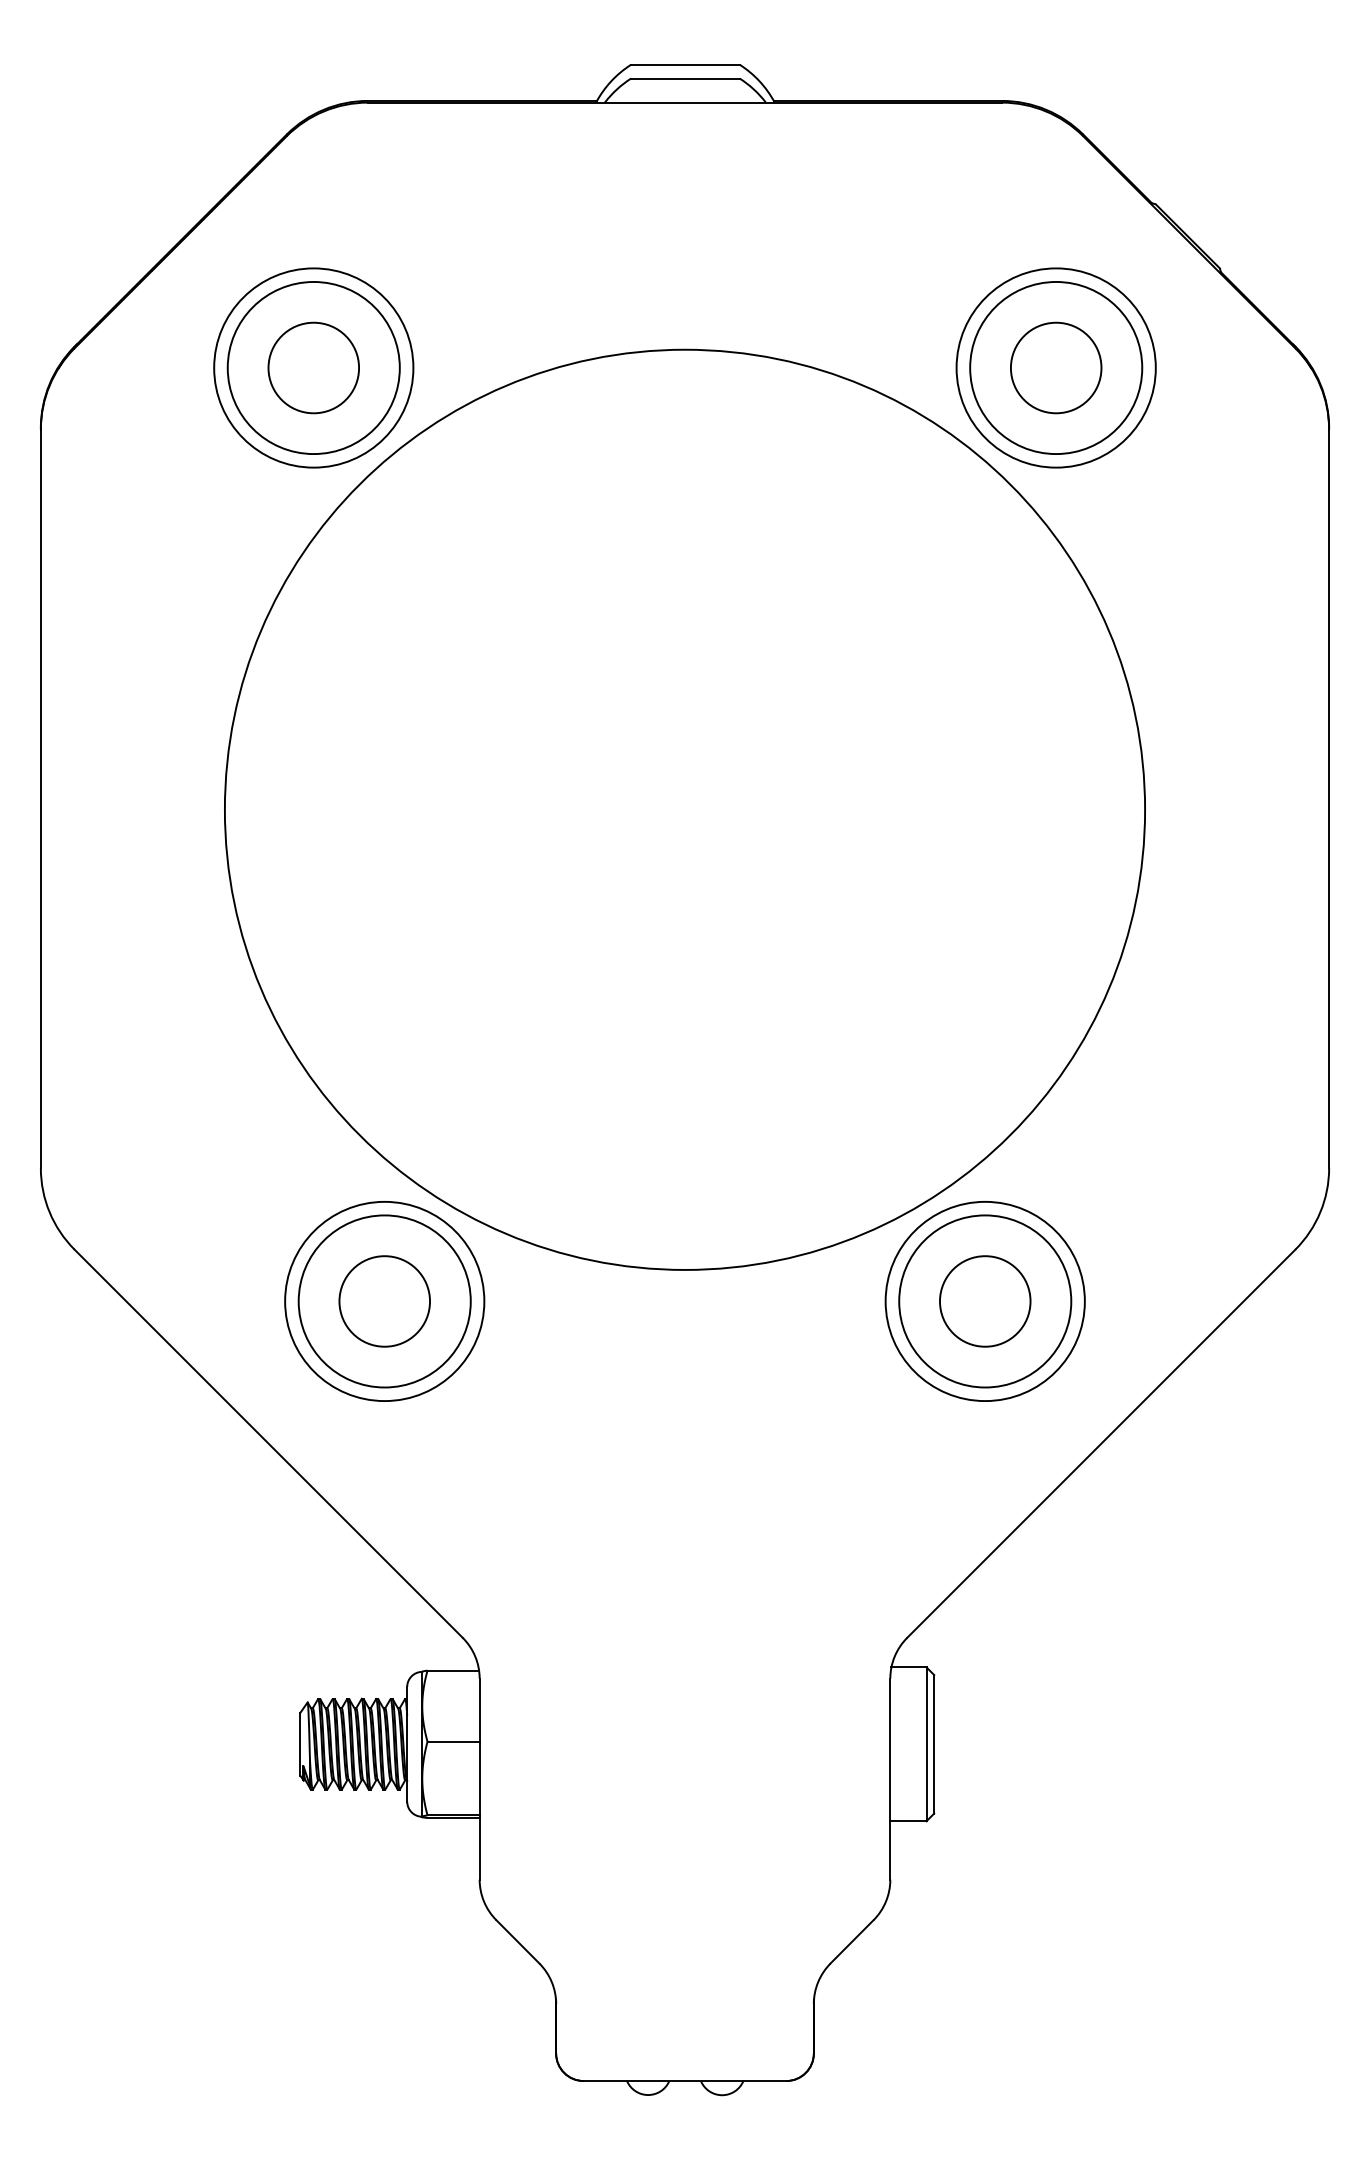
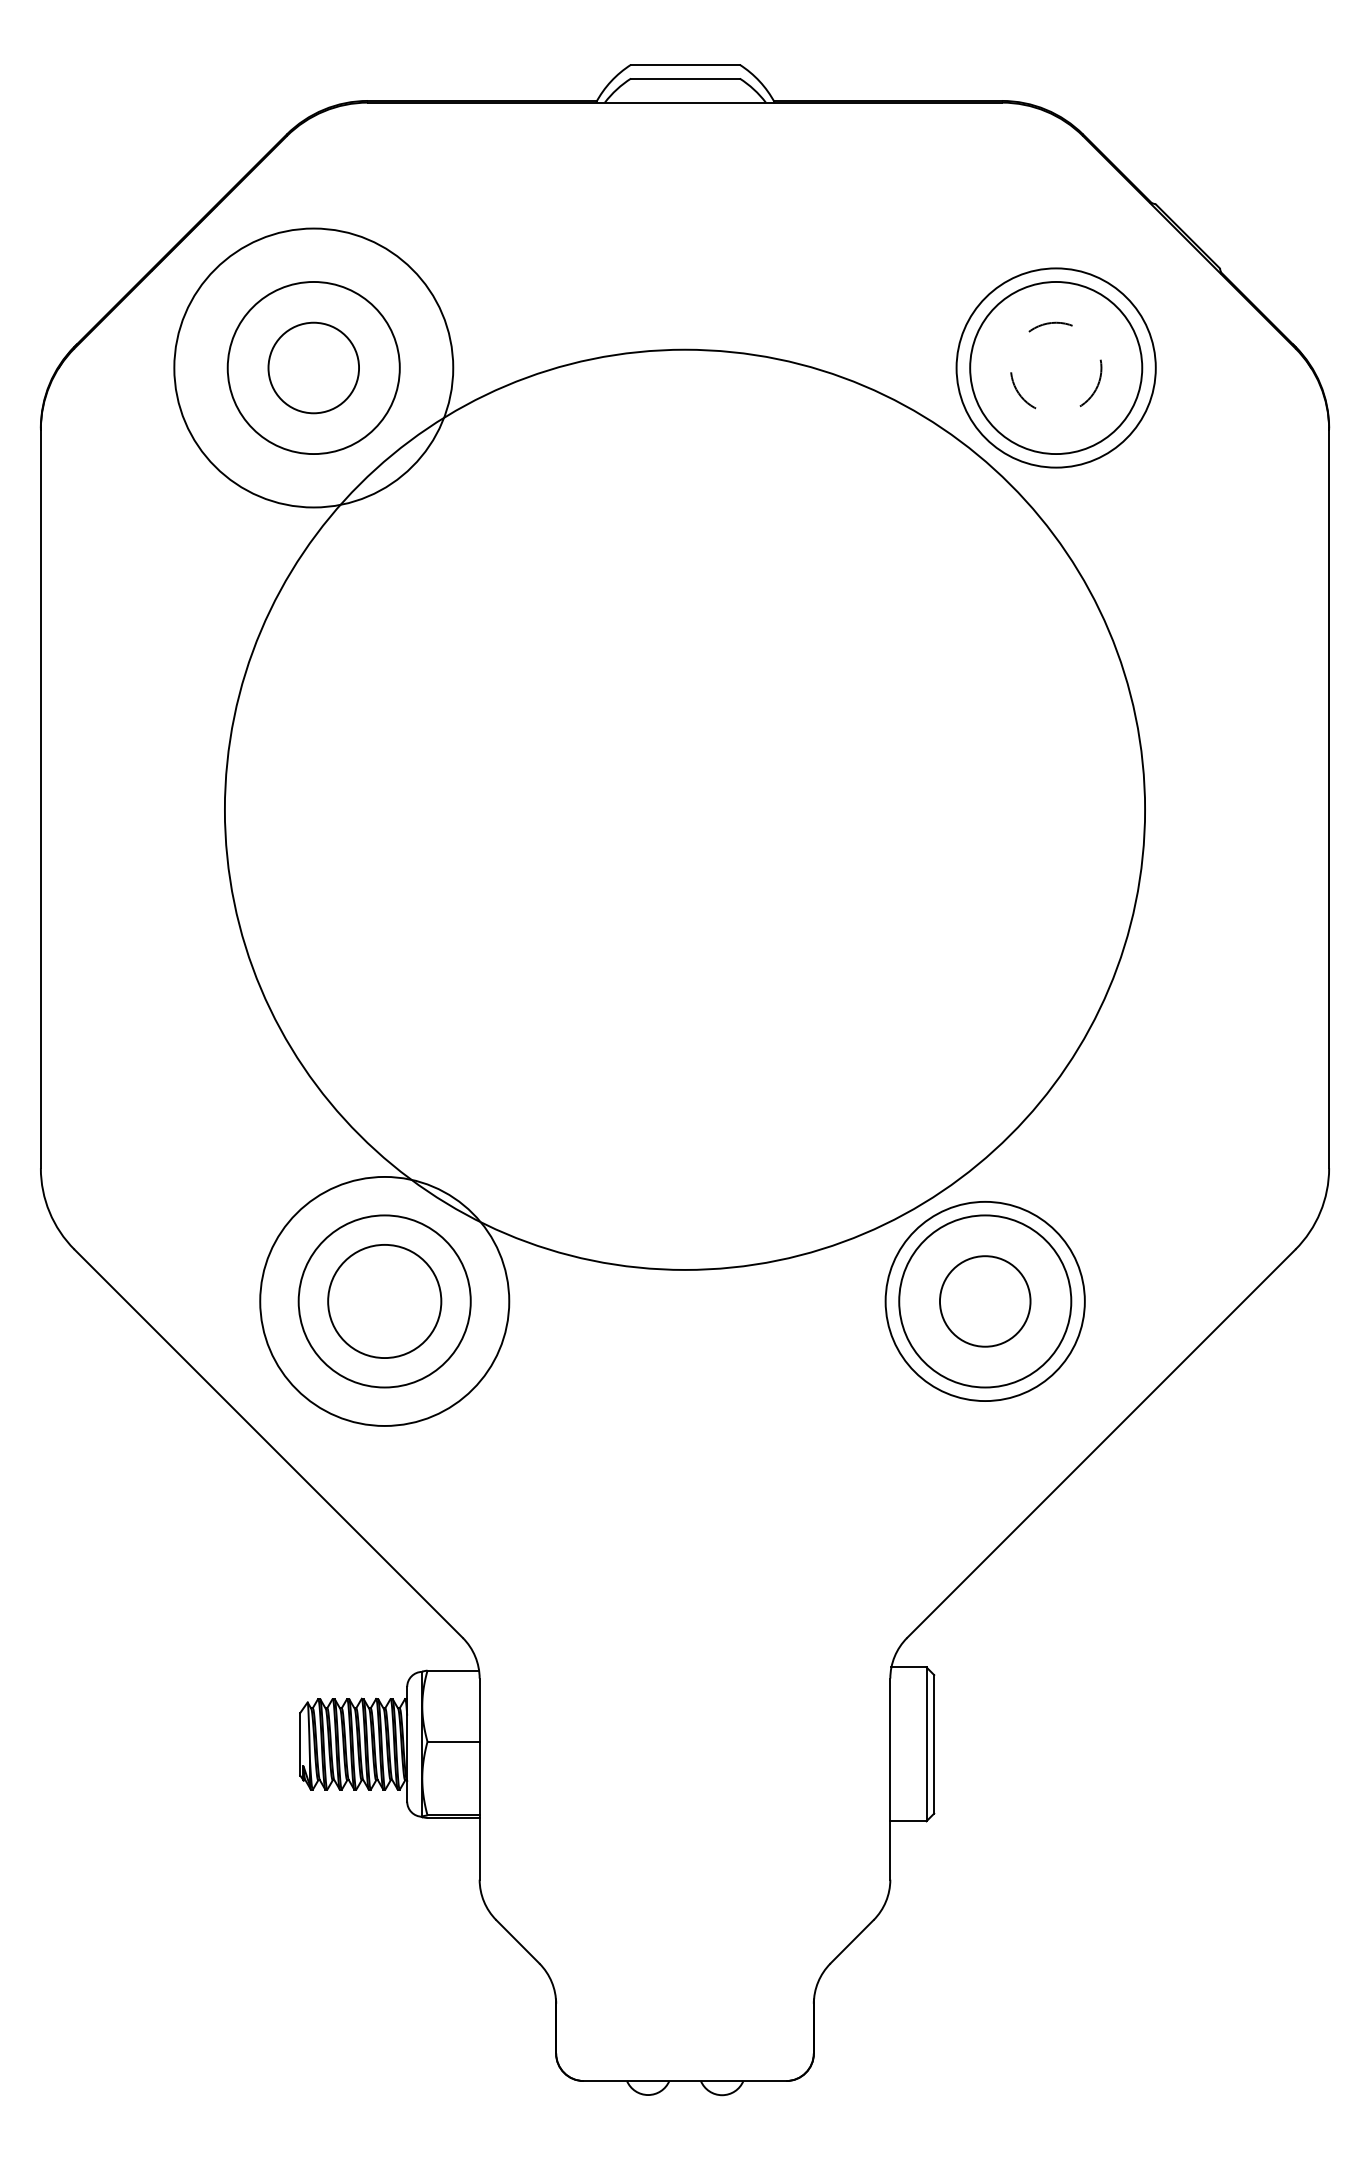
circle diameter: 199 px -> 279 px (313, 367)
circle: solid -> dashed (1055, 367)
circle diameter: 199 px -> 249 px (384, 1300)
circle diameter: 91 px -> 113 px (384, 1301)
